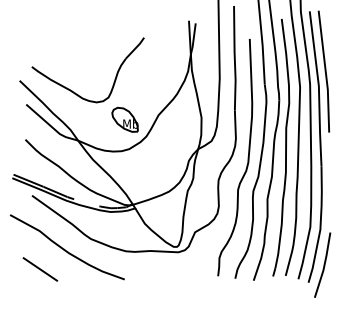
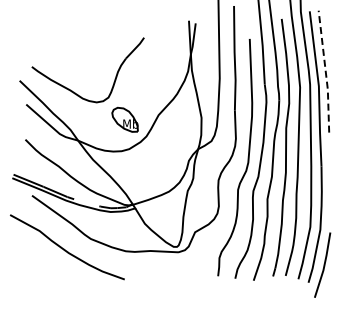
line: solid -> dashed (325, 71)
line: present -> none (40, 269)
